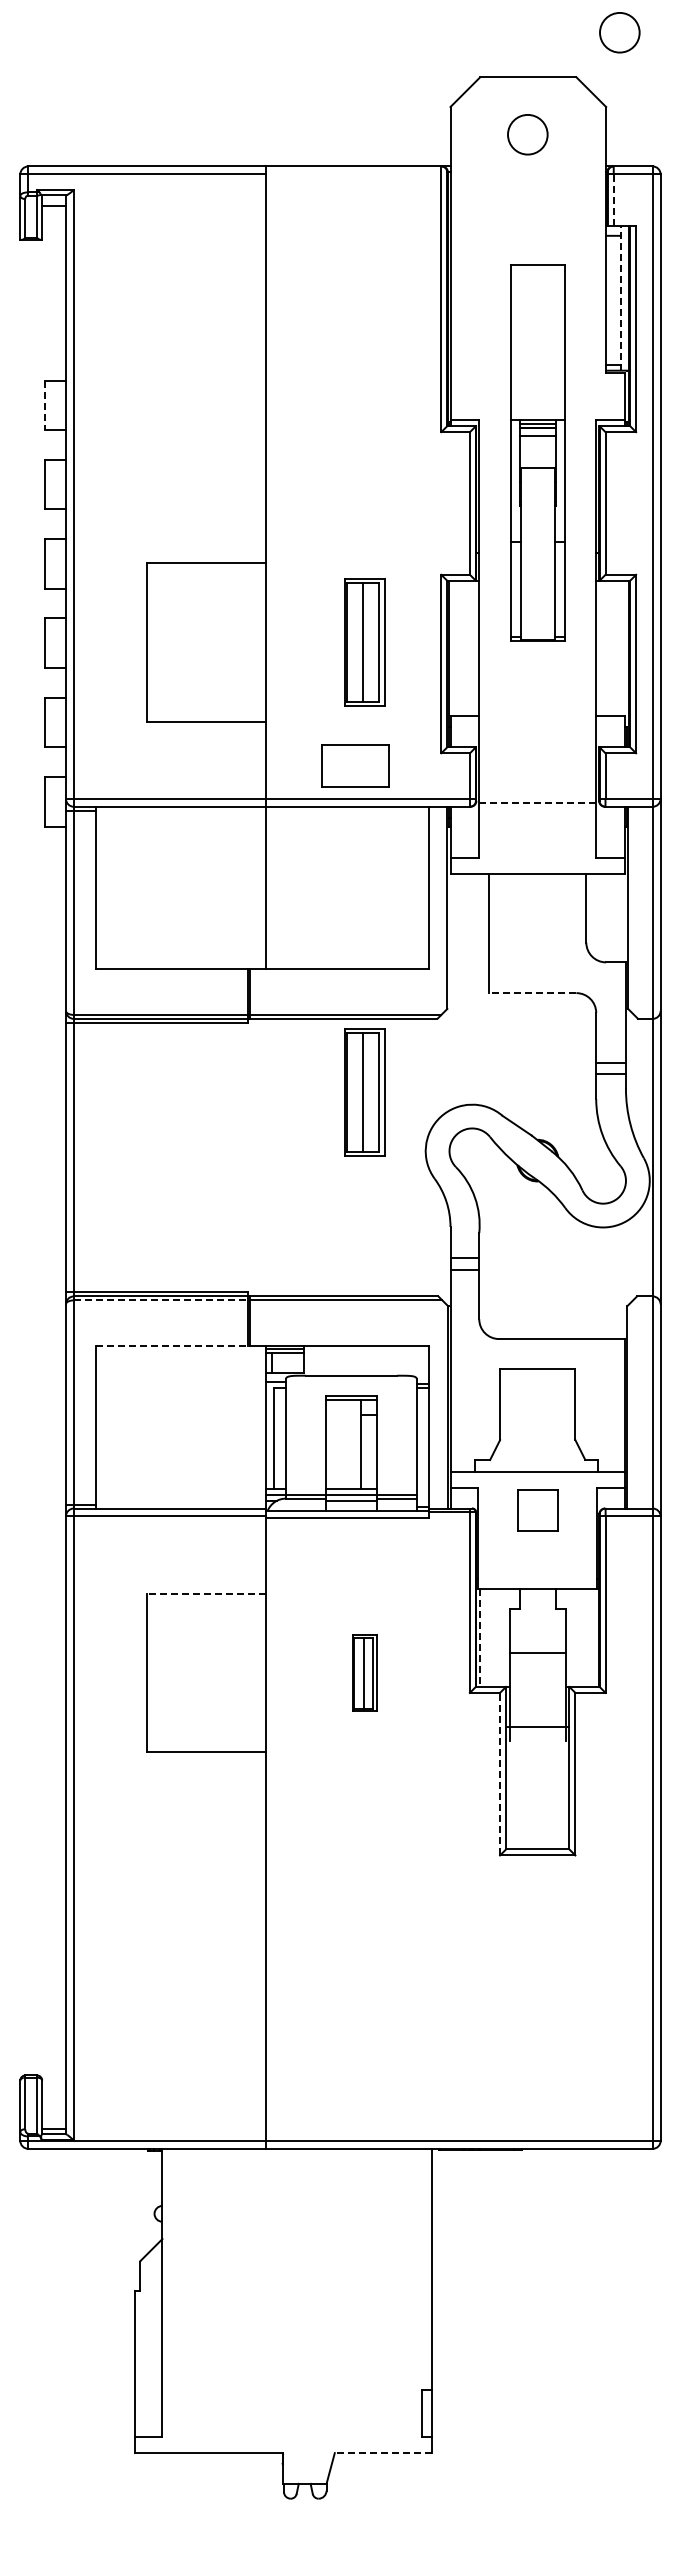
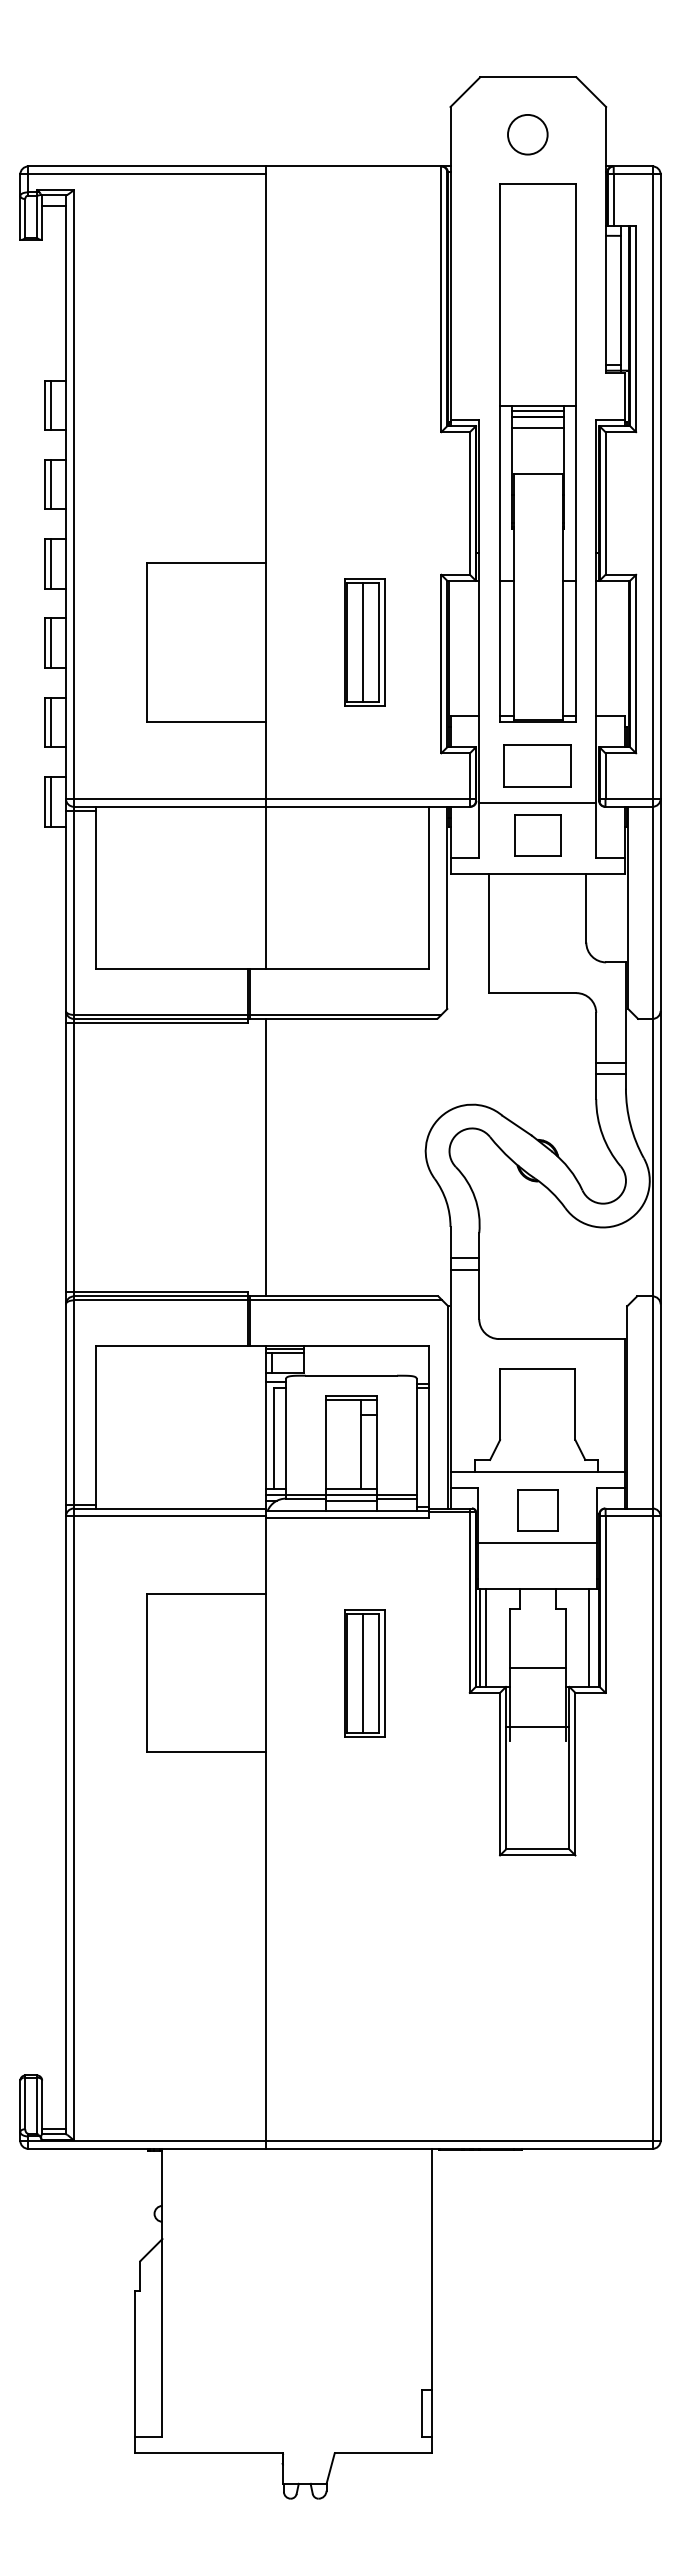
circle: present -> none (619, 32)
line: dashed -> solid (613, 200)
line: dashed -> solid (620, 297)
line: dashed -> solid (45, 405)
line: none -> present (50, 405)
part size: 56x378 px -> 78x540 px (537, 452)
line: none -> present (50, 484)
line: none -> present (50, 563)
line: none -> present (50, 643)
line: none -> present (50, 722)
part position: (355, 765) -> (537, 765) (537, 765)
line: none -> present (50, 801)
line: dashed -> solid (537, 802)
part: none -> present (537, 835)
line: dashed -> solid (532, 993)
part: present -> none (364, 1092)
line: none -> present (266, 1157)
line: dashed -> solid (161, 1300)
line: dashed -> solid (172, 1345)
line: none -> present (537, 1543)
line: dashed -> solid (206, 1593)
line: none -> present (486, 1637)
line: none -> present (589, 1637)
line: dashed -> solid (480, 1638)
line position: (537, 1653) -> (537, 1668) (537, 1668)
part size: 26x78 px -> 42x129 px (364, 1673)
line: dashed -> solid (500, 1773)
line: dashed -> solid (383, 2453)
